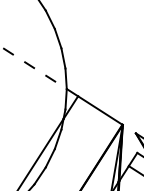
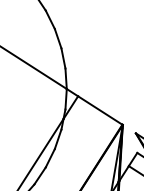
line: dashed -> solid (34, 68)
